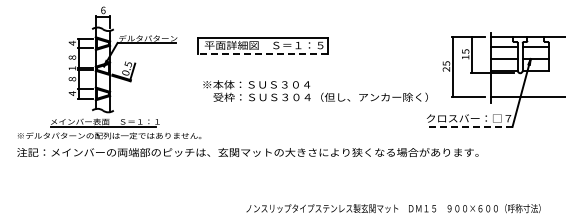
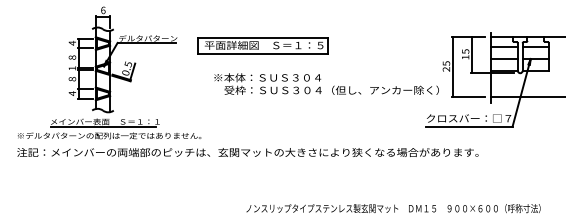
line: dashed -> solid (262, 53)
text position: (315, 90) -> (326, 83) (326, 83)
line: dashed -> solid (469, 126)
